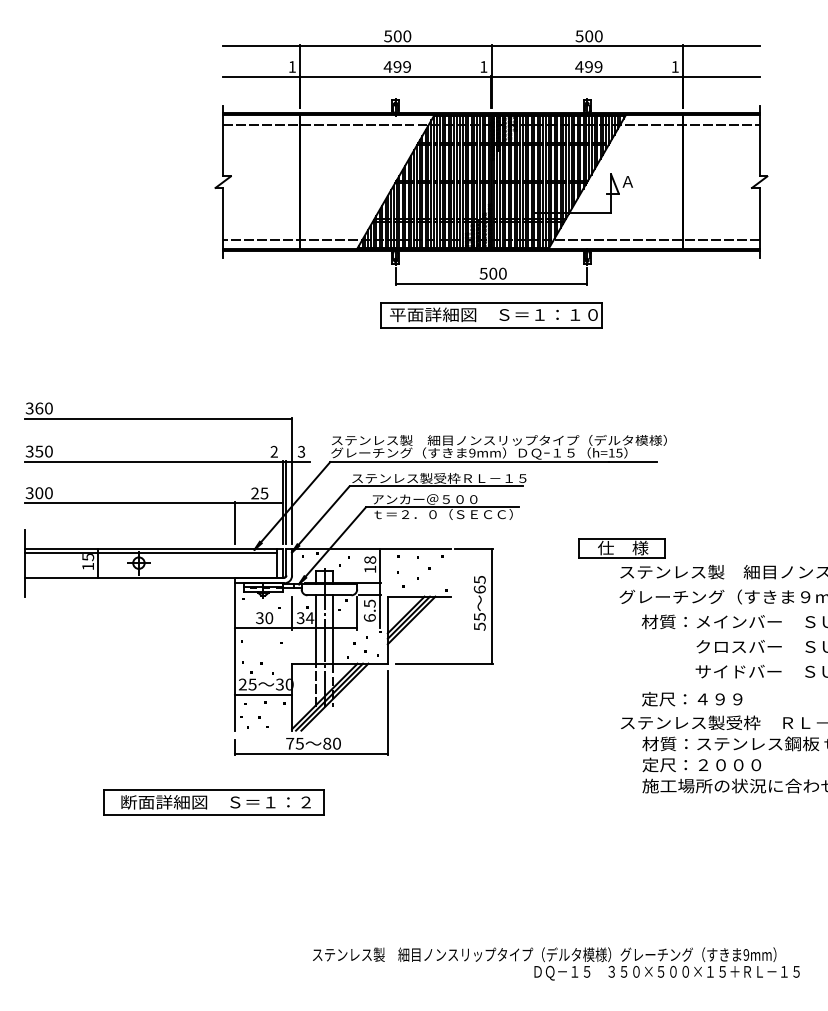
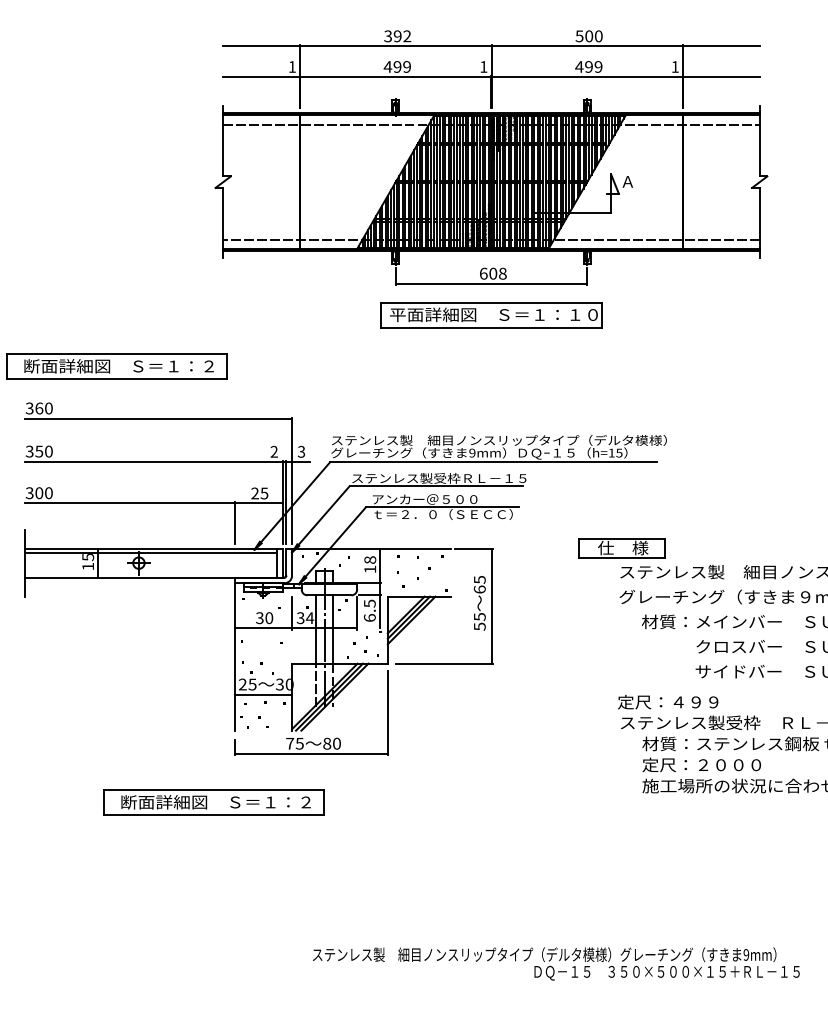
text: 500 -> 392 (397, 36)
text: 500 -> 608 (492, 273)
part: none -> present (116, 366)
text position: (692, 699) -> (668, 702) (668, 702)
